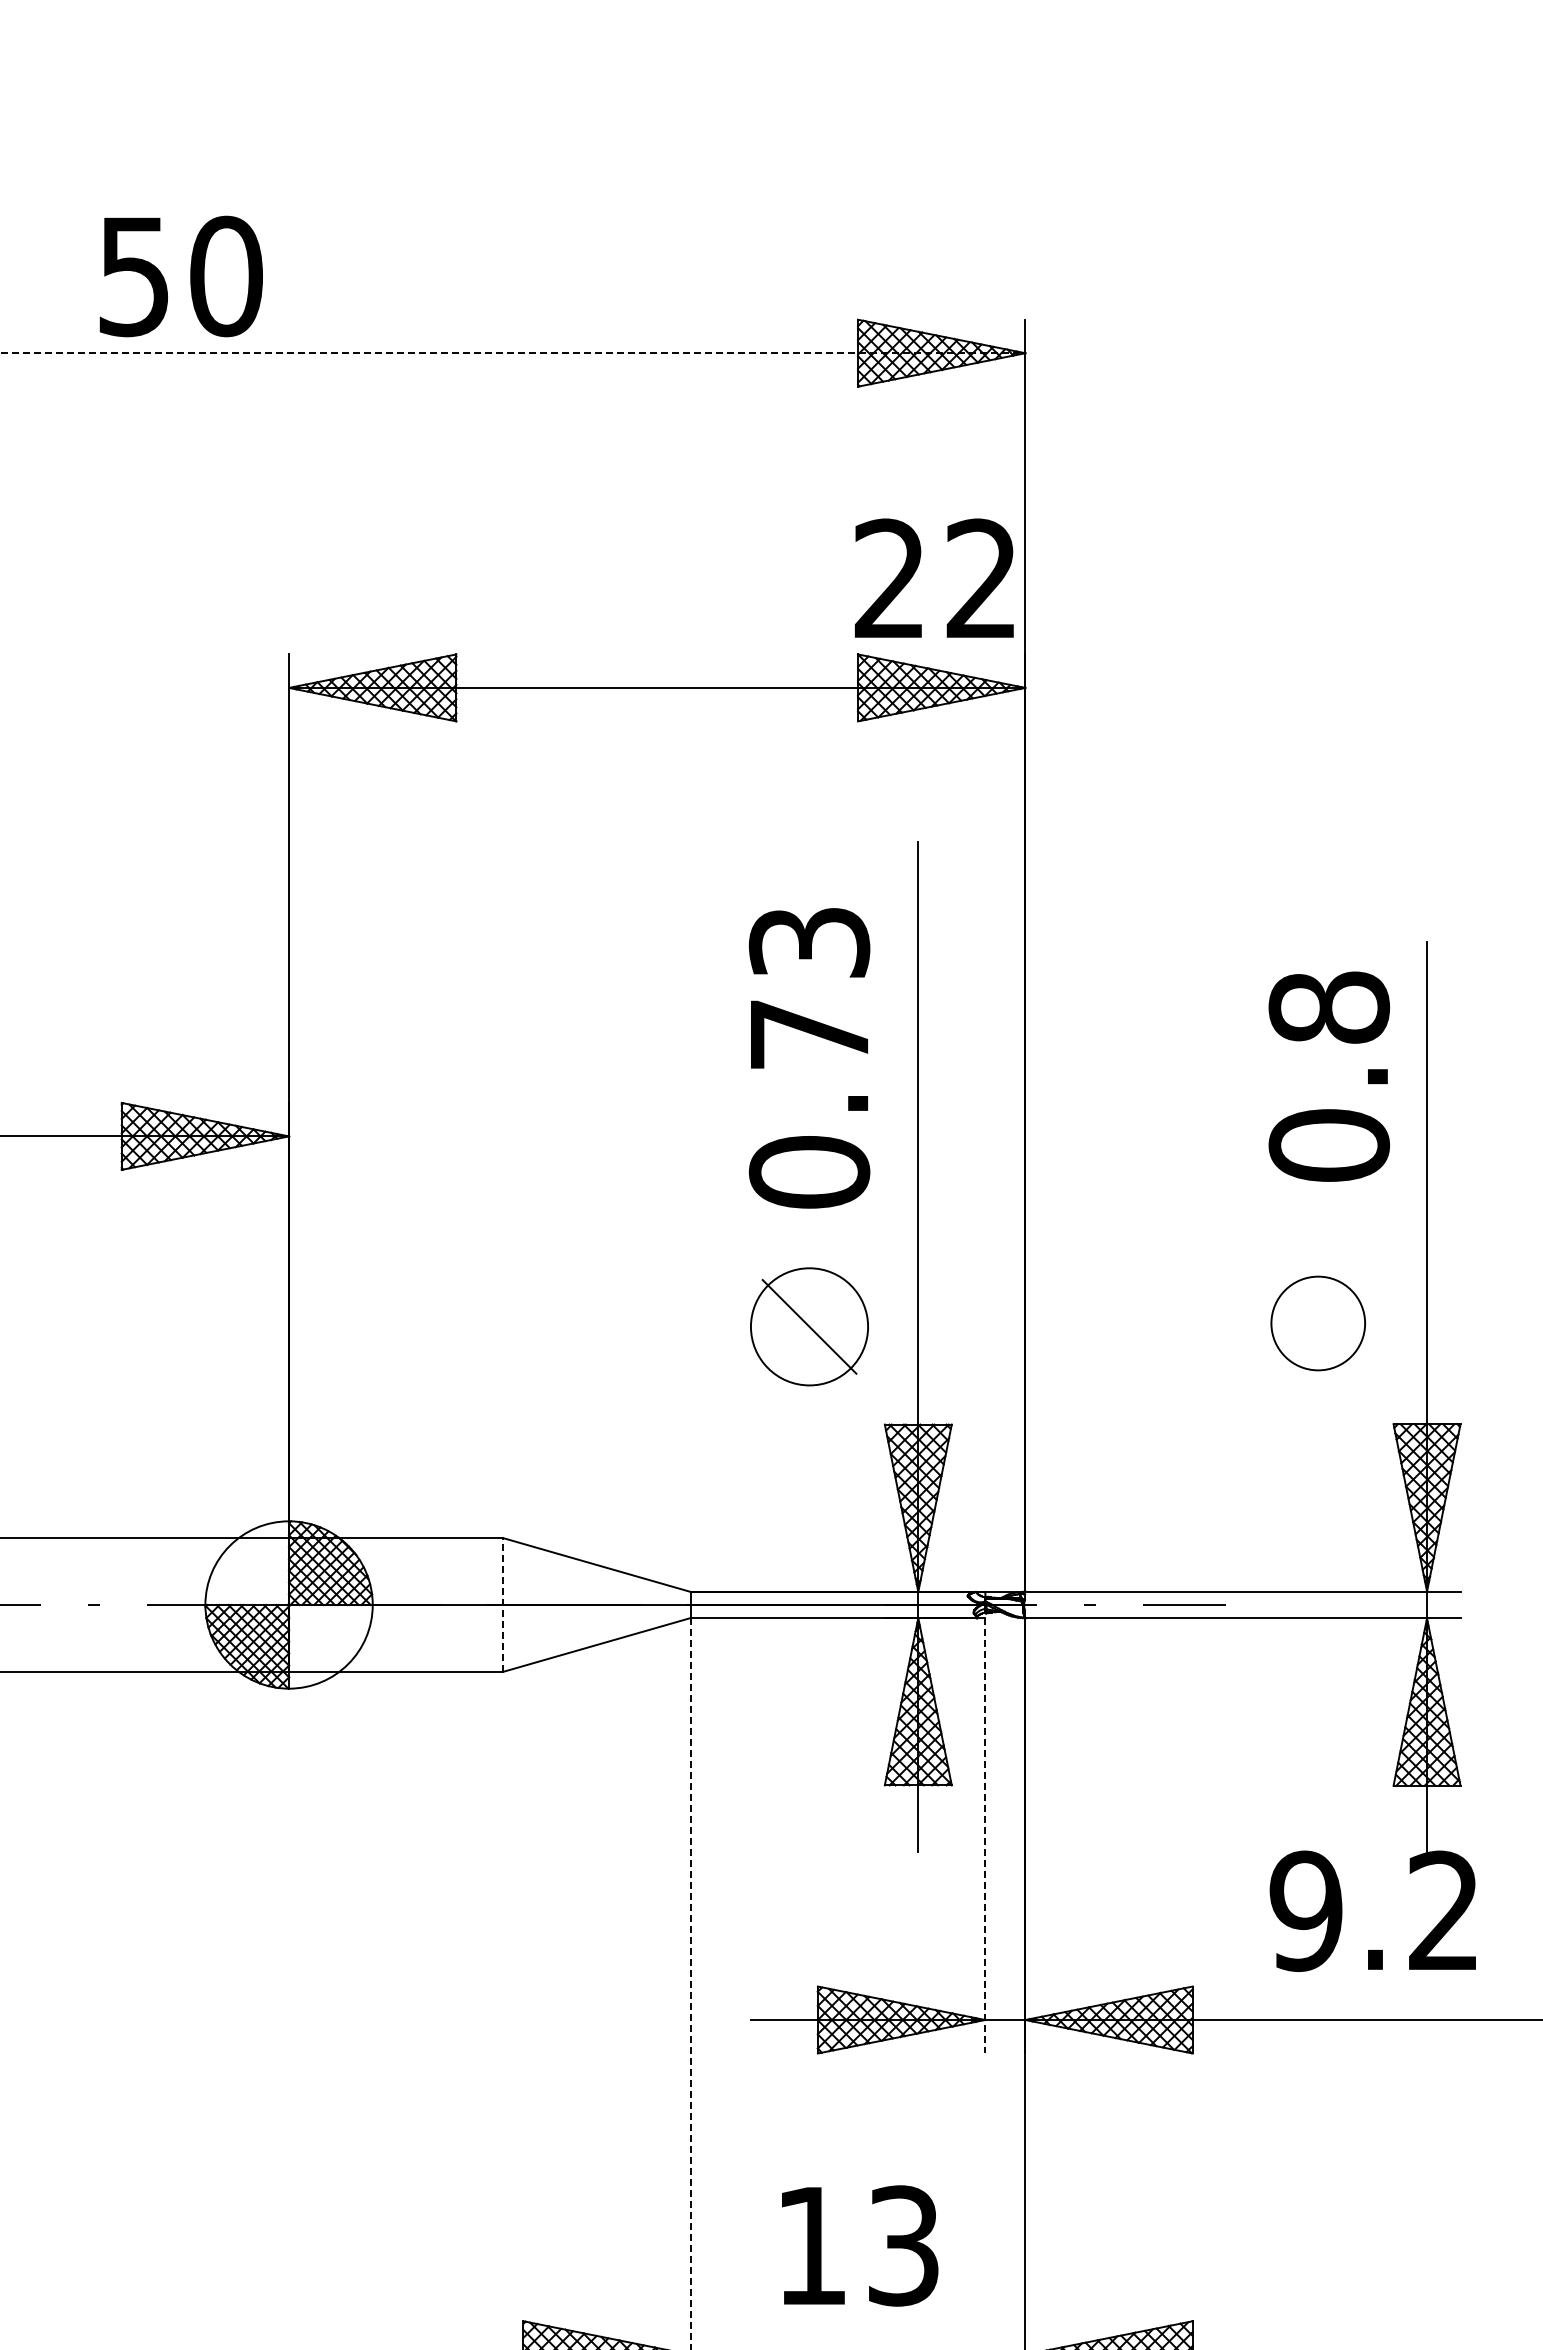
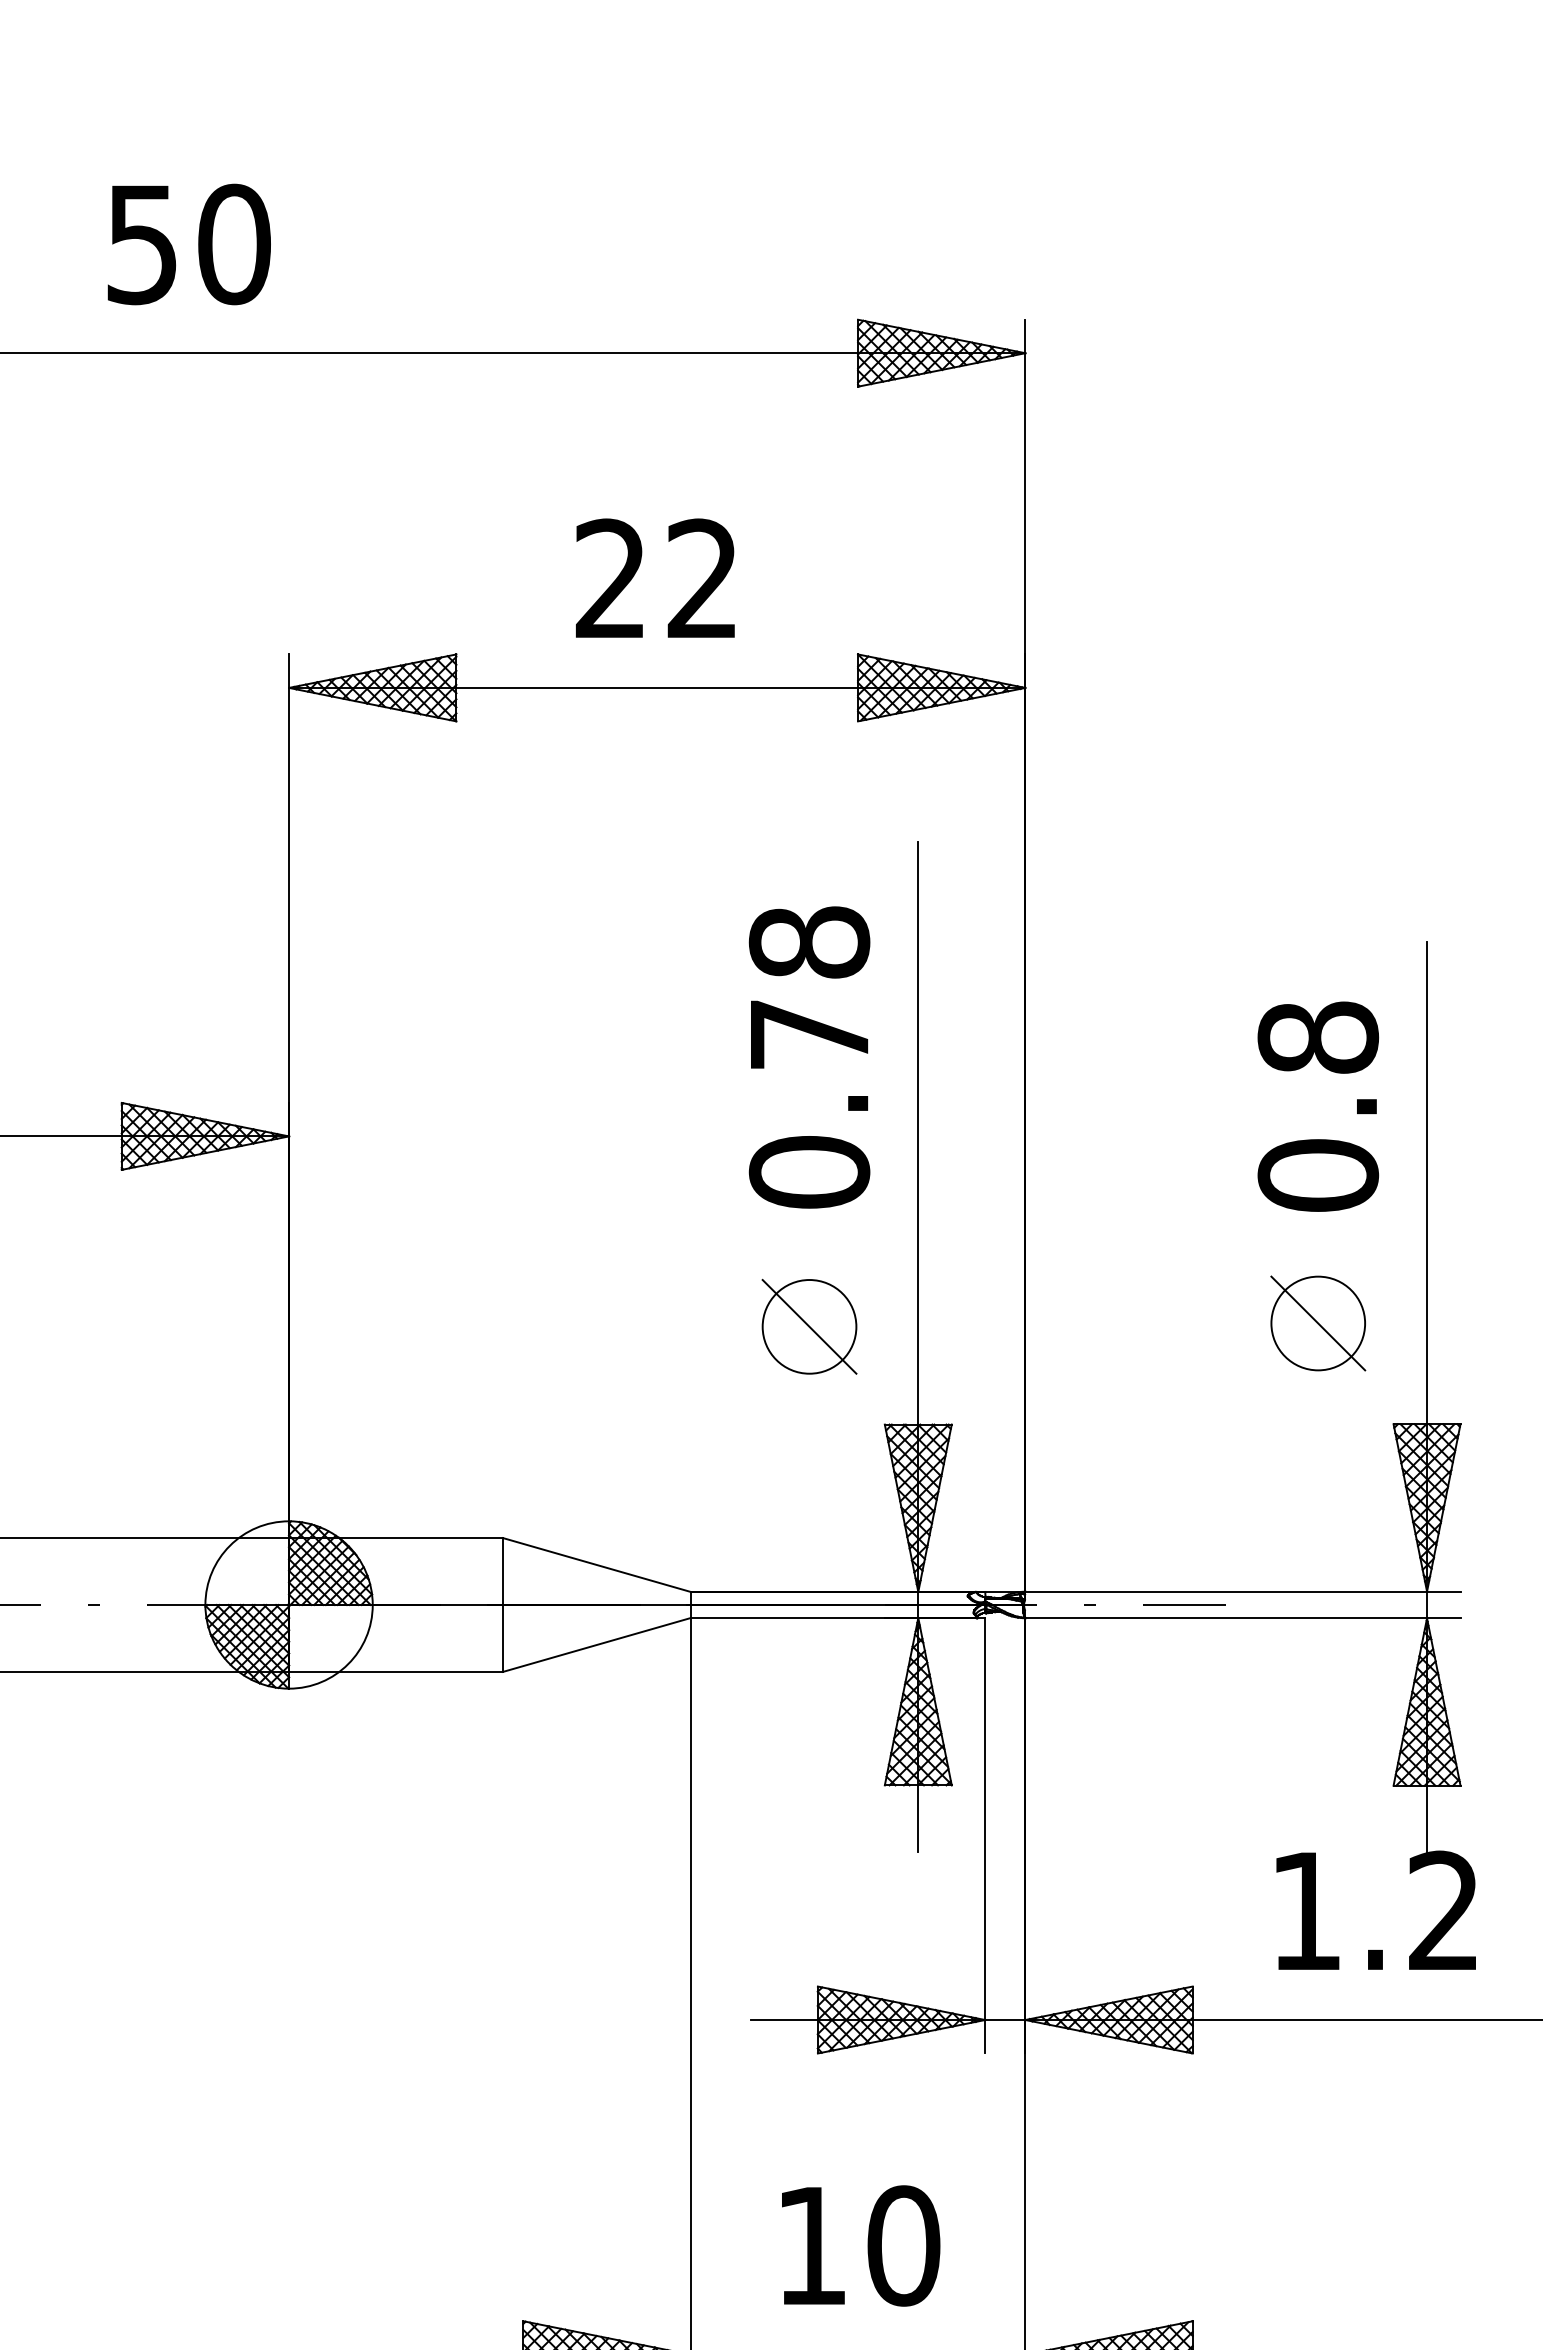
text position: (180, 276) -> (188, 244) (188, 244)
line: dashed -> solid (513, 353)
text position: (934, 577) -> (655, 577) (655, 577)
text: 0.73 -> 0.78 (809, 942)
text position: (1329, 1076) -> (1318, 1106) (1318, 1106)
line: none -> present (1318, 1323)
circle diameter: 117 px -> 94 px (809, 1326)
line: dashed -> solid (502, 1605)
line: dashed -> solid (985, 1835)
text: 9.2 -> 1.2 (1305, 1910)
line: dashed -> solid (690, 1983)
text: 13 -> 10 (903, 2245)
